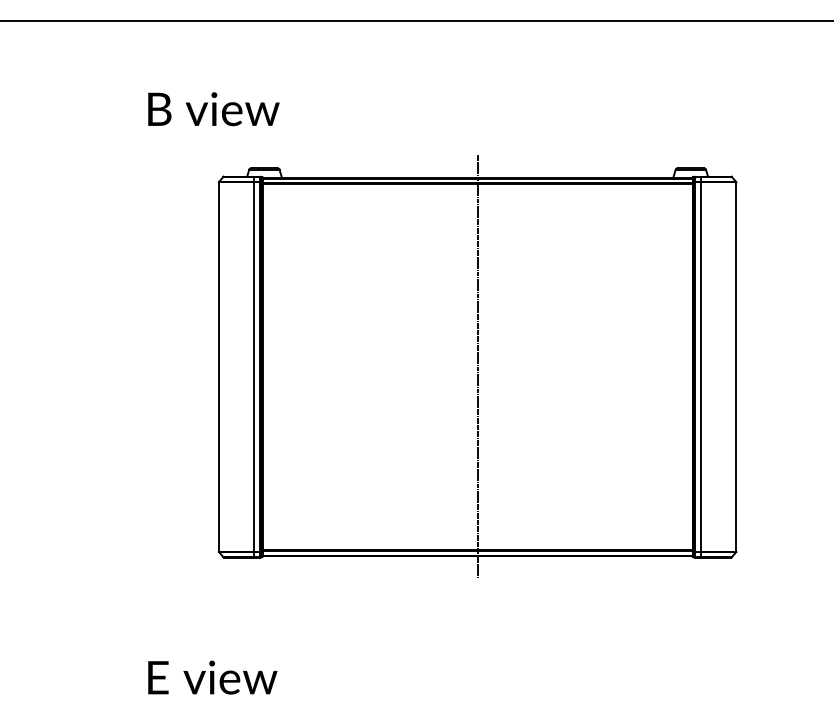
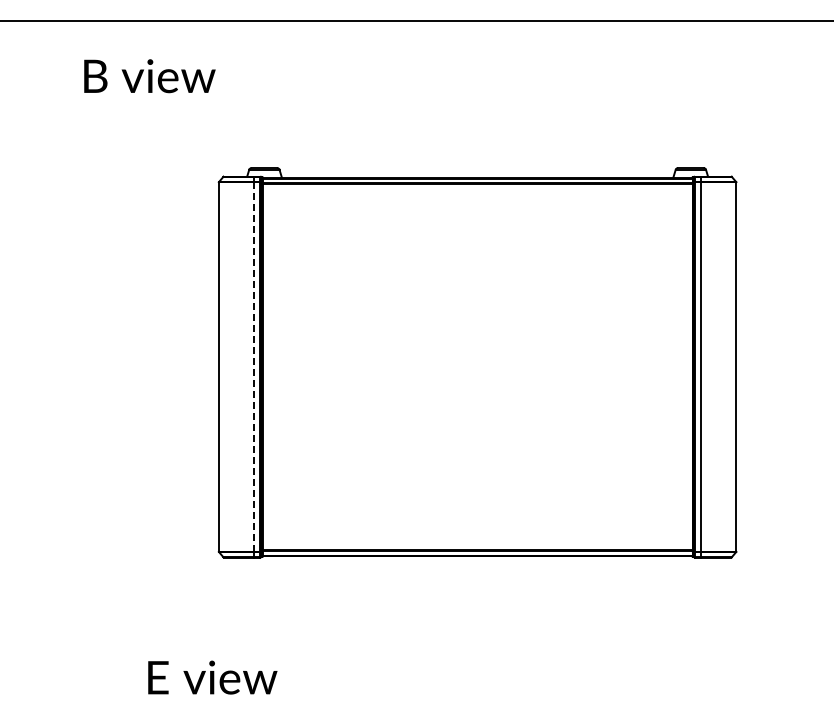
text position: (213, 109) -> (149, 76) (149, 76)
line: present -> none (477, 366)
line: solid -> dashed (254, 367)
